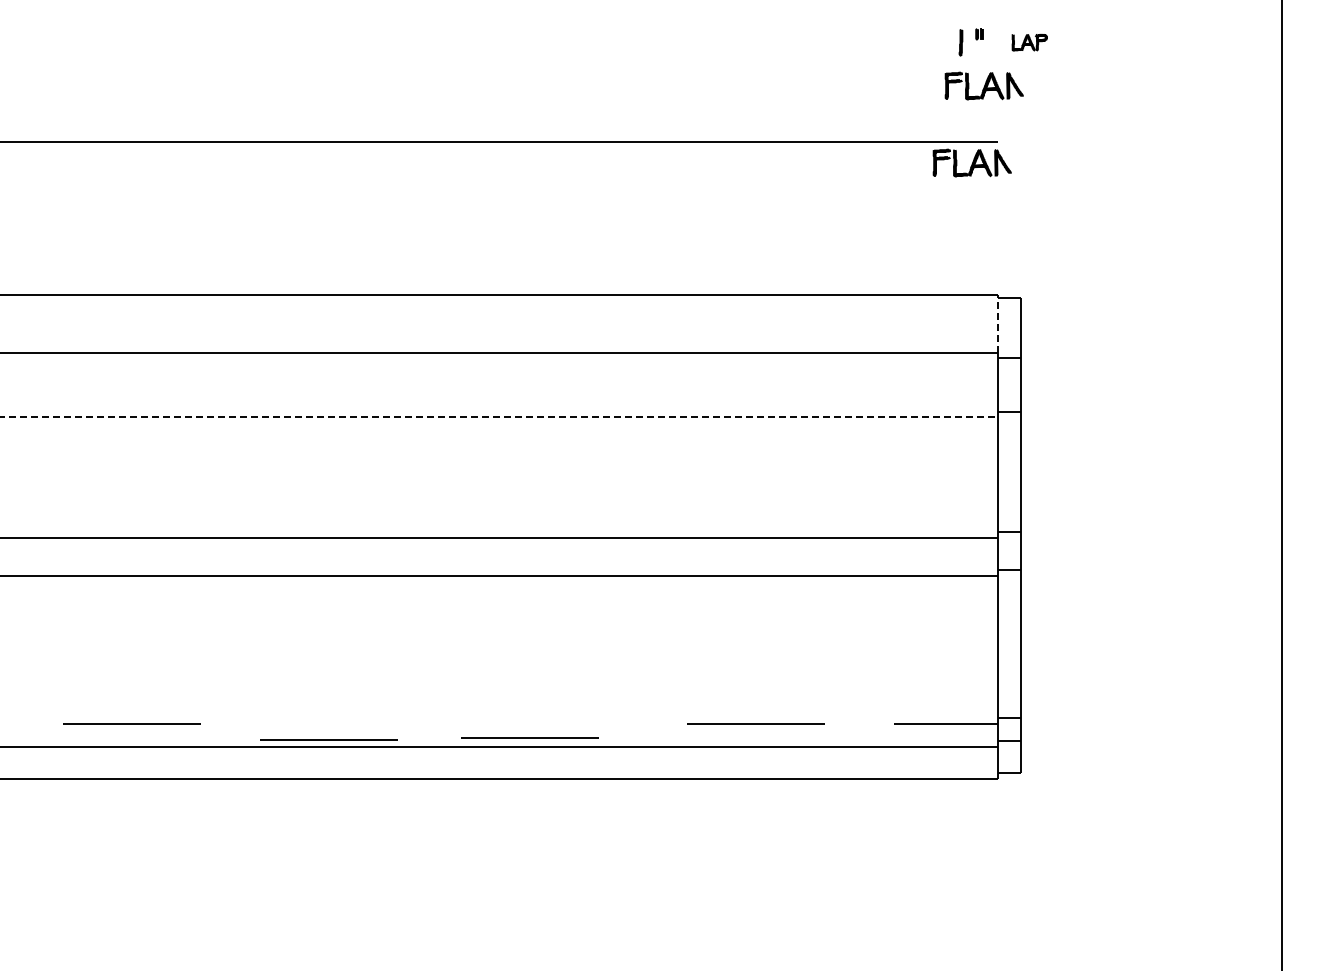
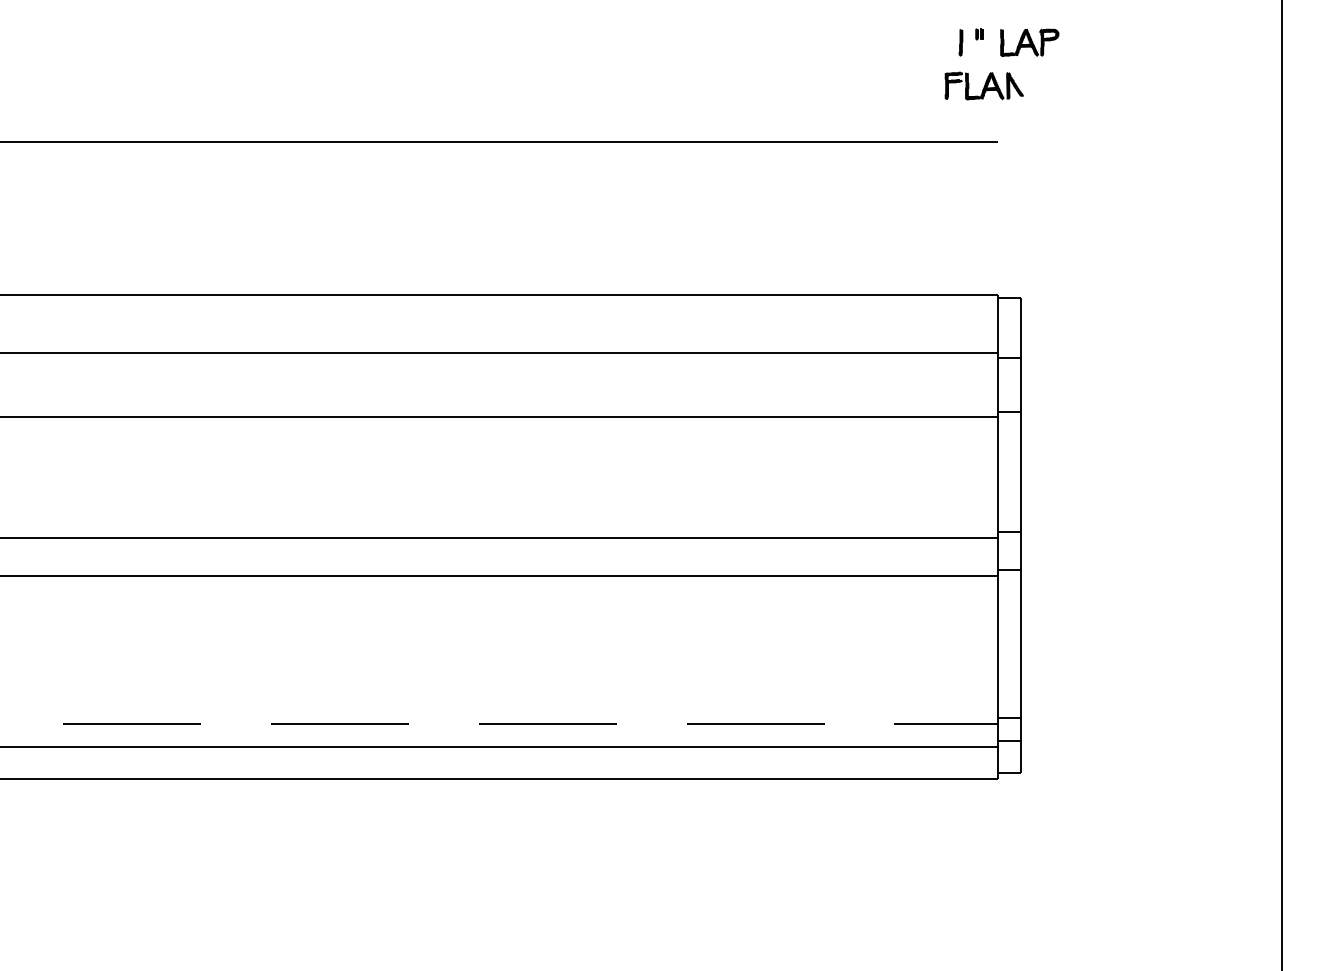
part size: 37x18 px -> 60x29 px (1029, 42)
part: present -> none (971, 162)
line: dashed -> solid (998, 324)
line: dashed -> solid (499, 416)
line position: (529, 737) -> (547, 723) (547, 723)
line position: (328, 739) -> (339, 723) (339, 723)
